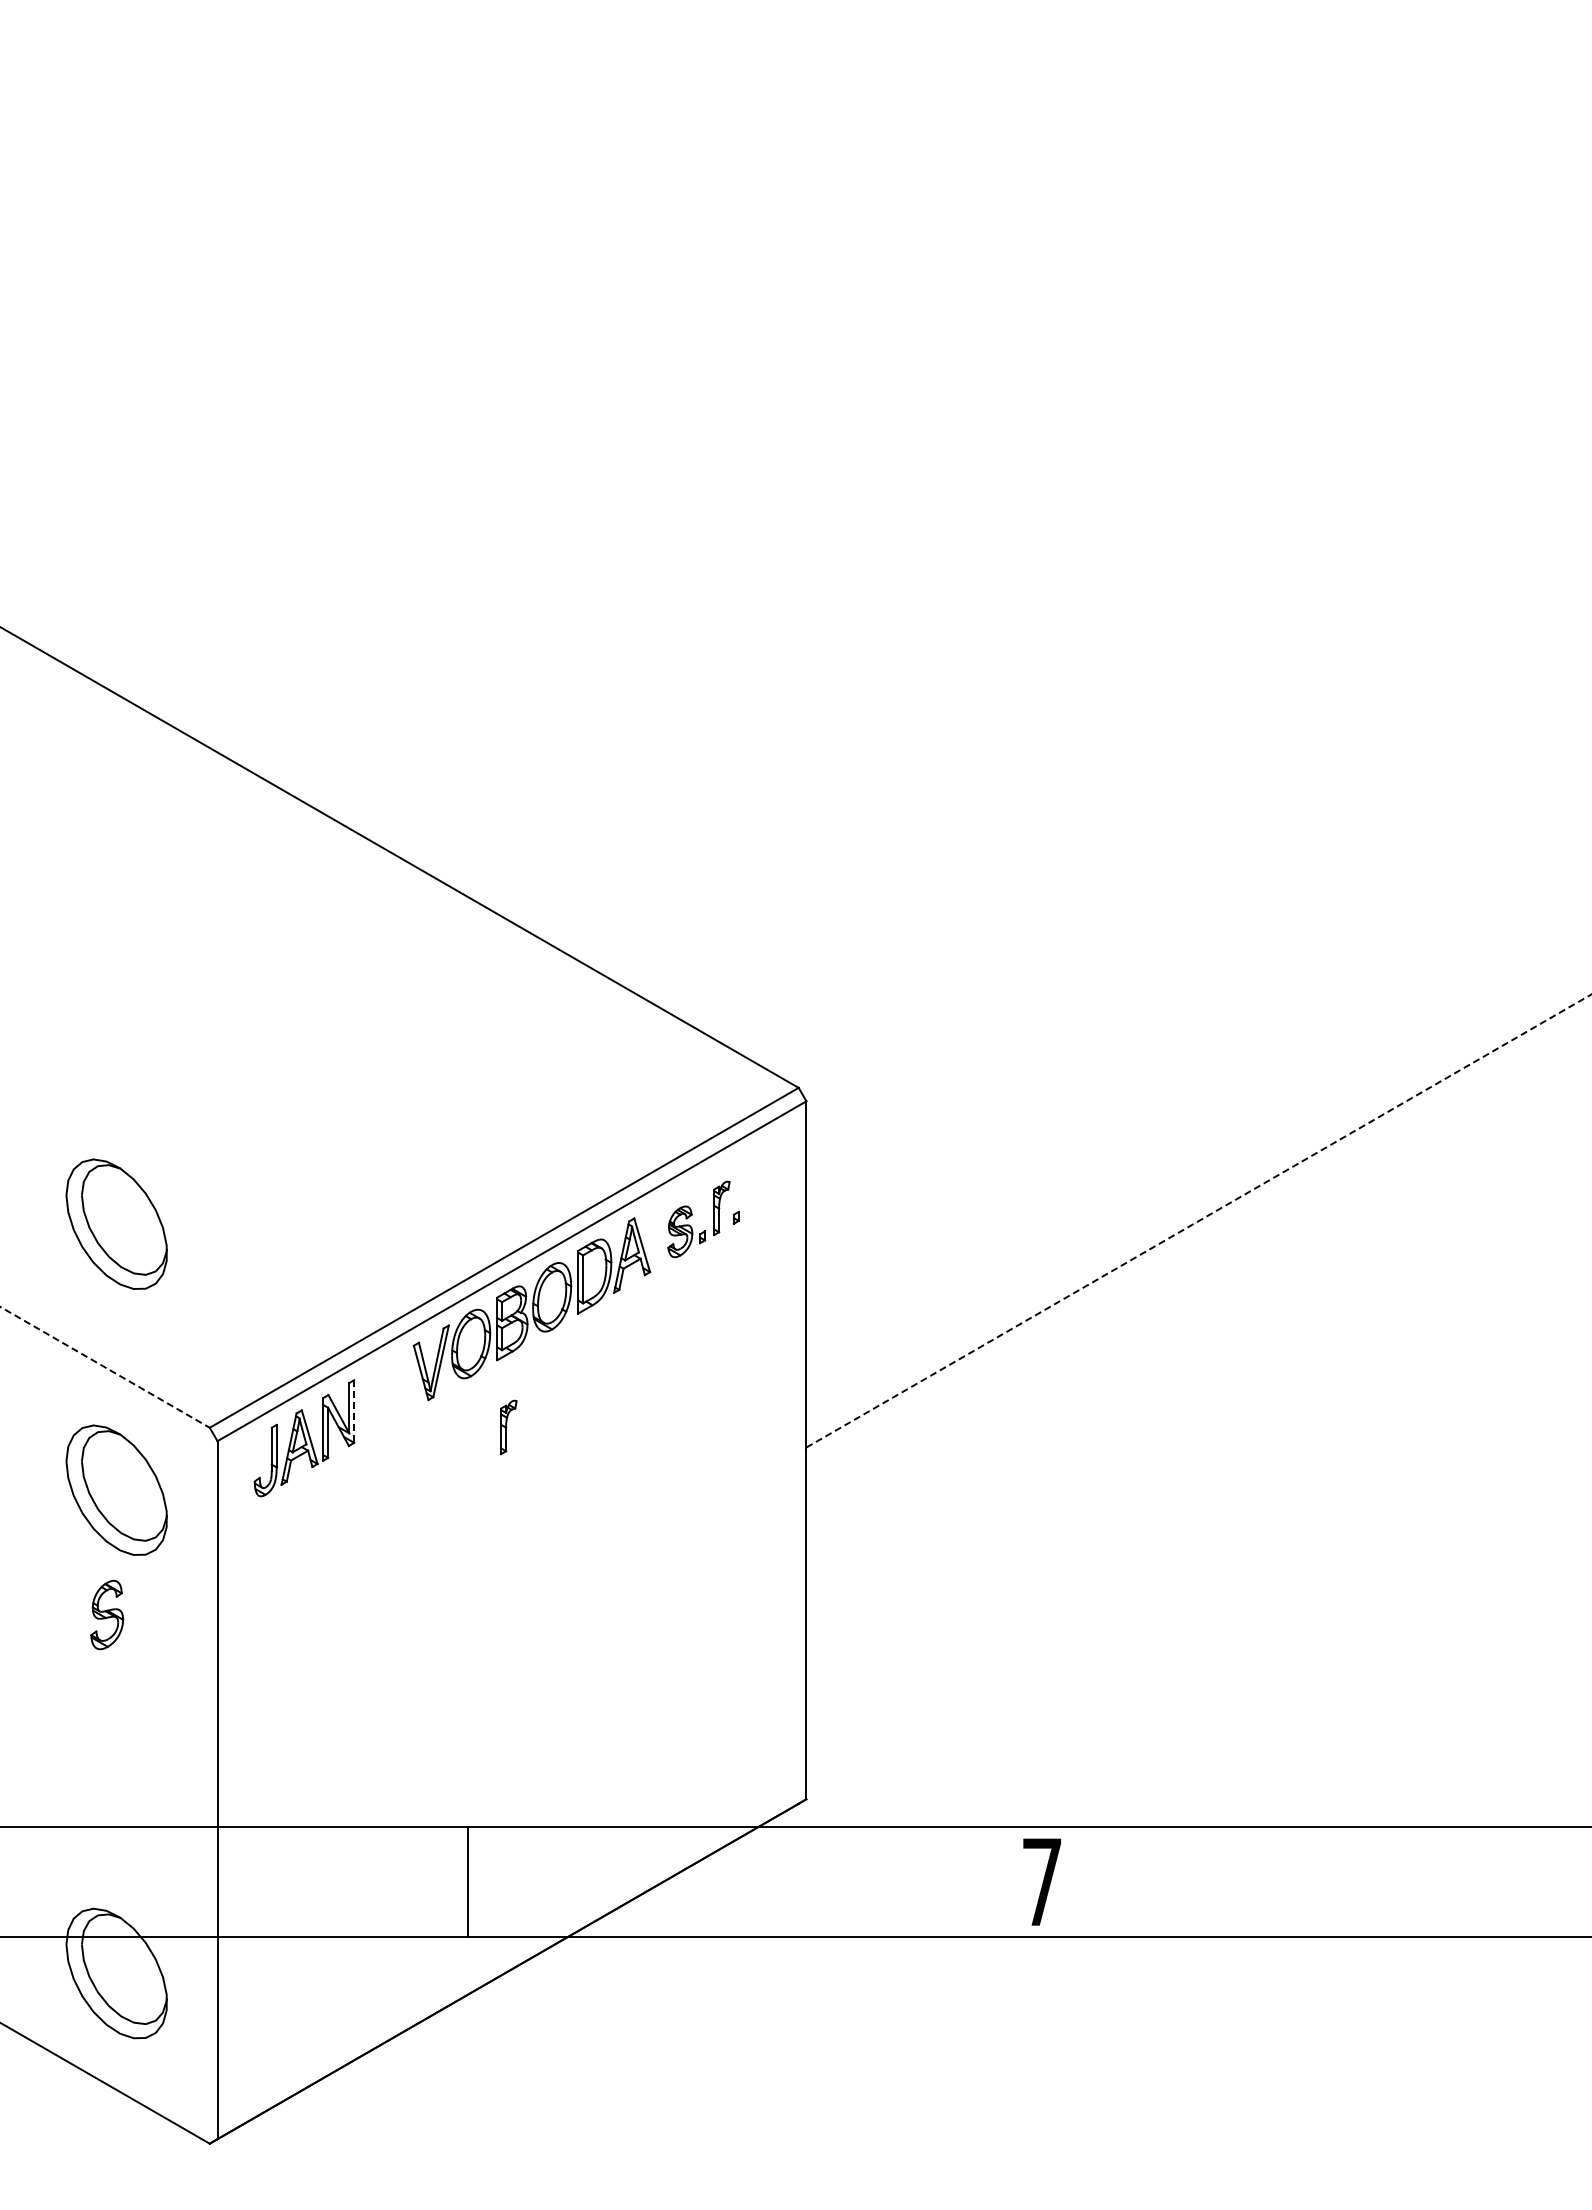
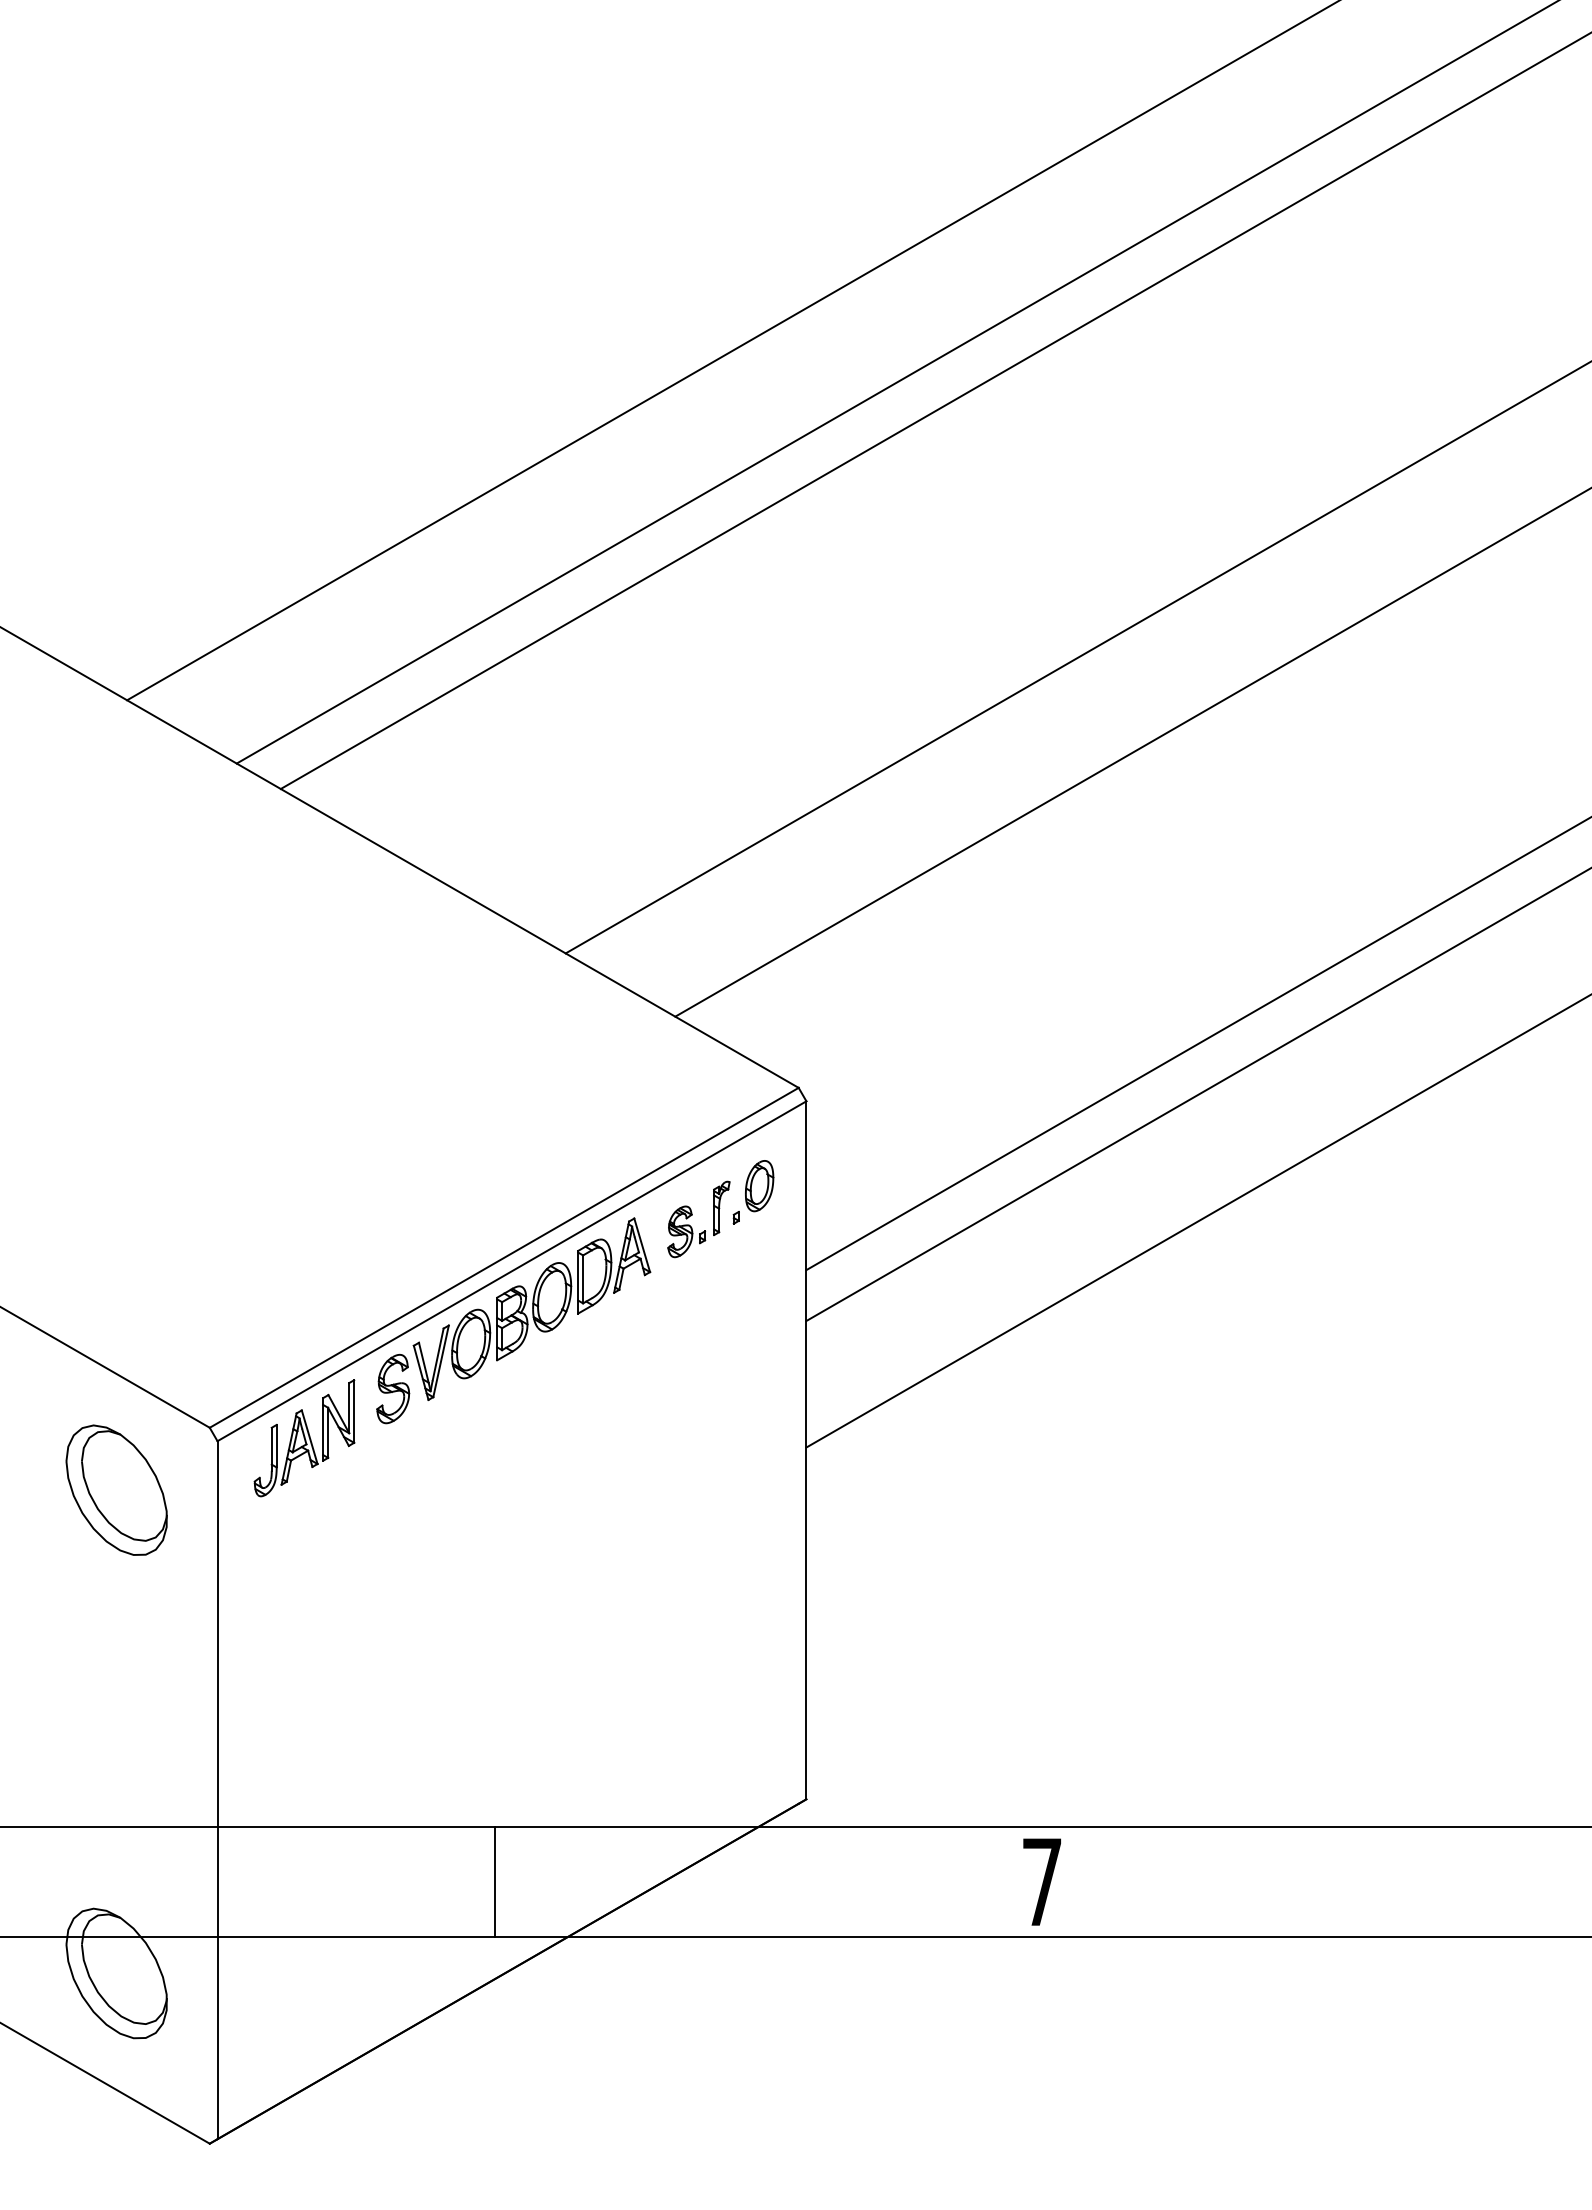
line: none -> present (731, 351)
line: none -> present (896, 382)
line: none -> present (934, 411)
line: none -> present (1076, 657)
line: none -> present (1131, 752)
line: none -> present (1197, 1044)
line: none -> present (1197, 1095)
part: none -> present (759, 1186)
line: dashed -> solid (1199, 1220)
part: present -> none (116, 1223)
line: dashed -> solid (105, 1367)
line: dashed -> solid (354, 1412)
part: present -> none (508, 1426)
part position: (107, 1614) -> (393, 1388) (393, 1388)
line position: (468, 1881) -> (495, 1881) (495, 1881)
